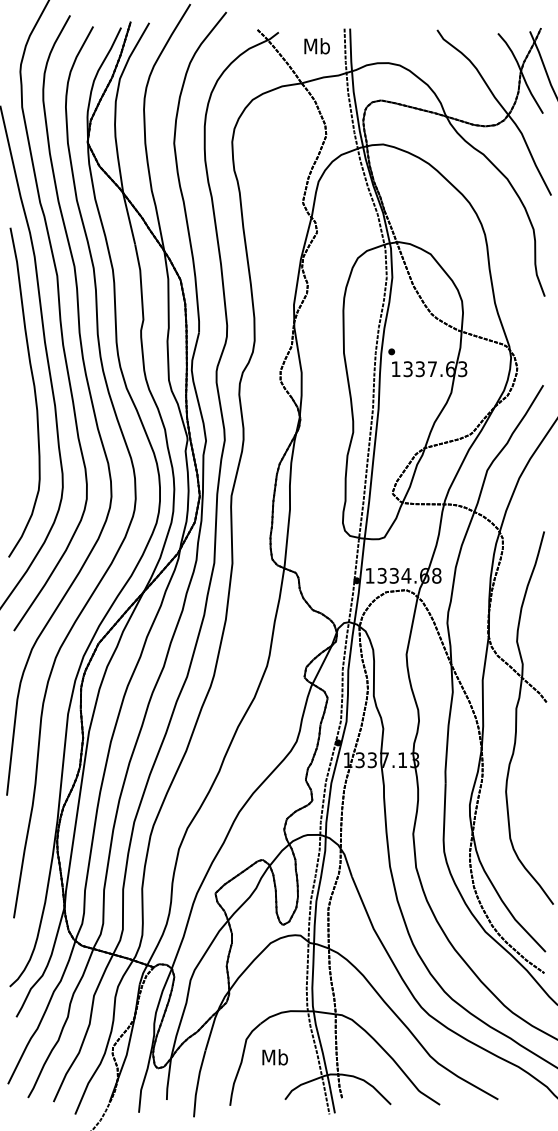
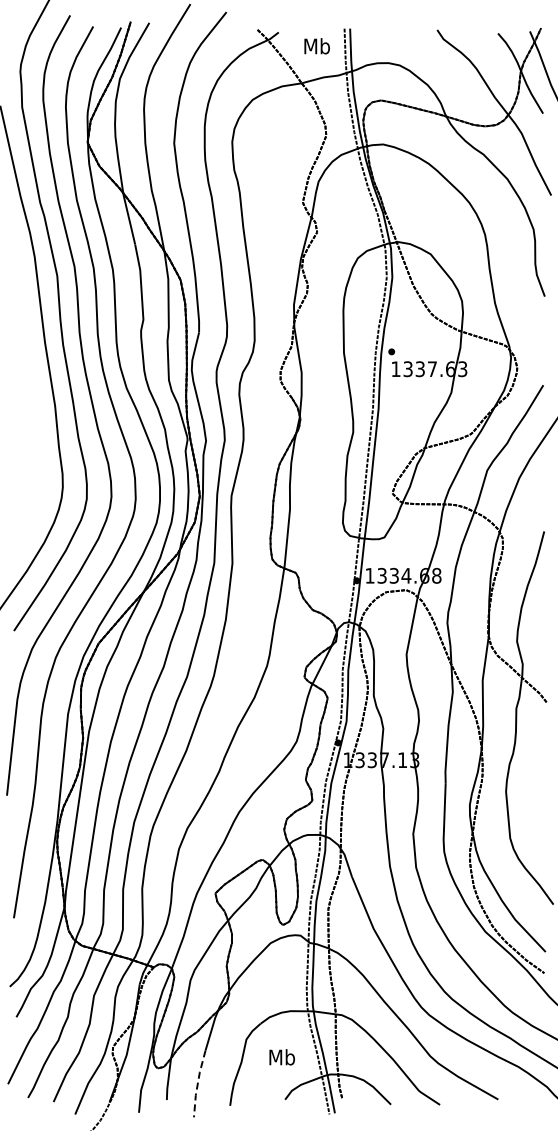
curve: present -> none (33, 389)
text position: (274, 1057) -> (281, 1057) (281, 1057)
line: solid -> dashed (197, 1083)
